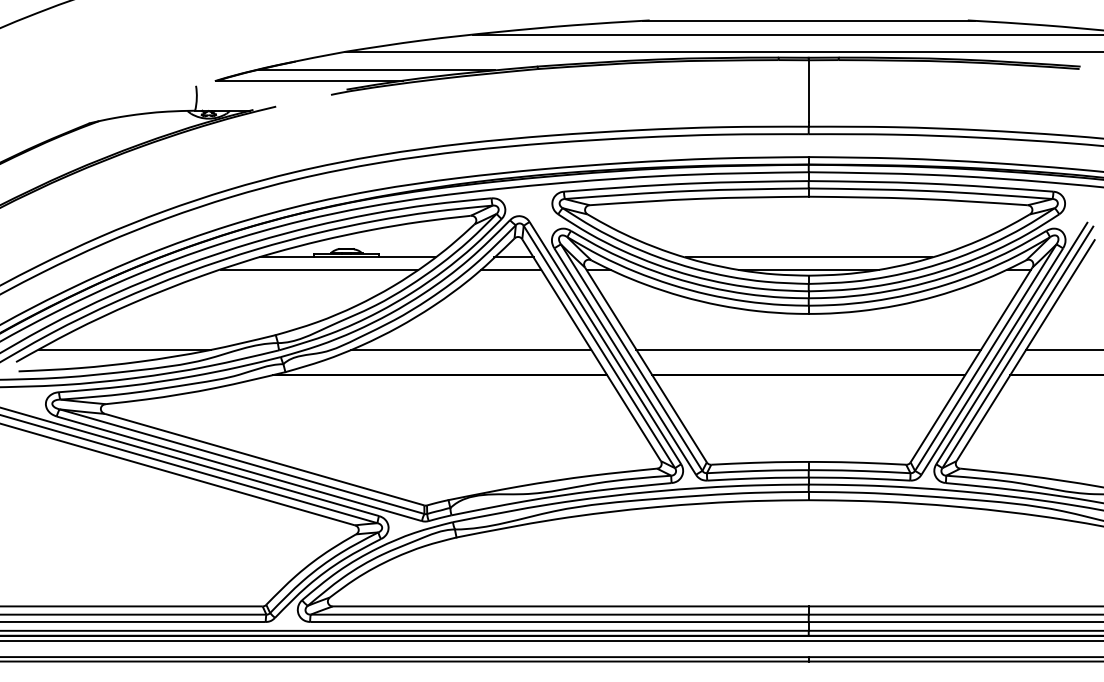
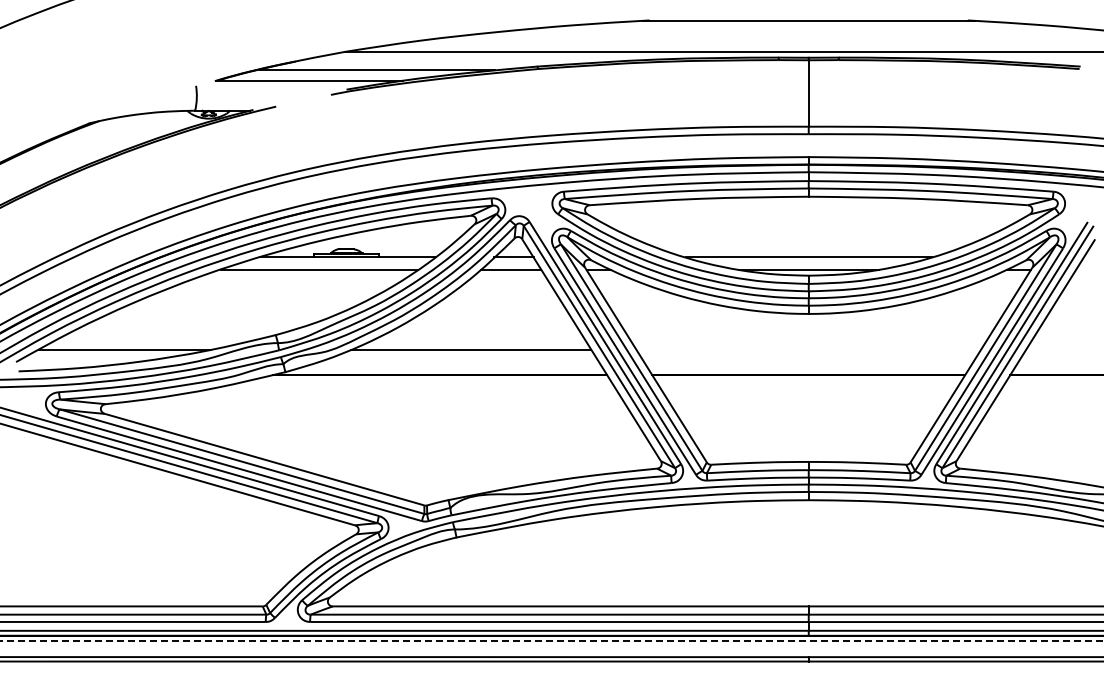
line: present -> none (786, 34)
line: present -> none (808, 349)
line: present -> none (1063, 349)
line: solid -> dashed (551, 641)
